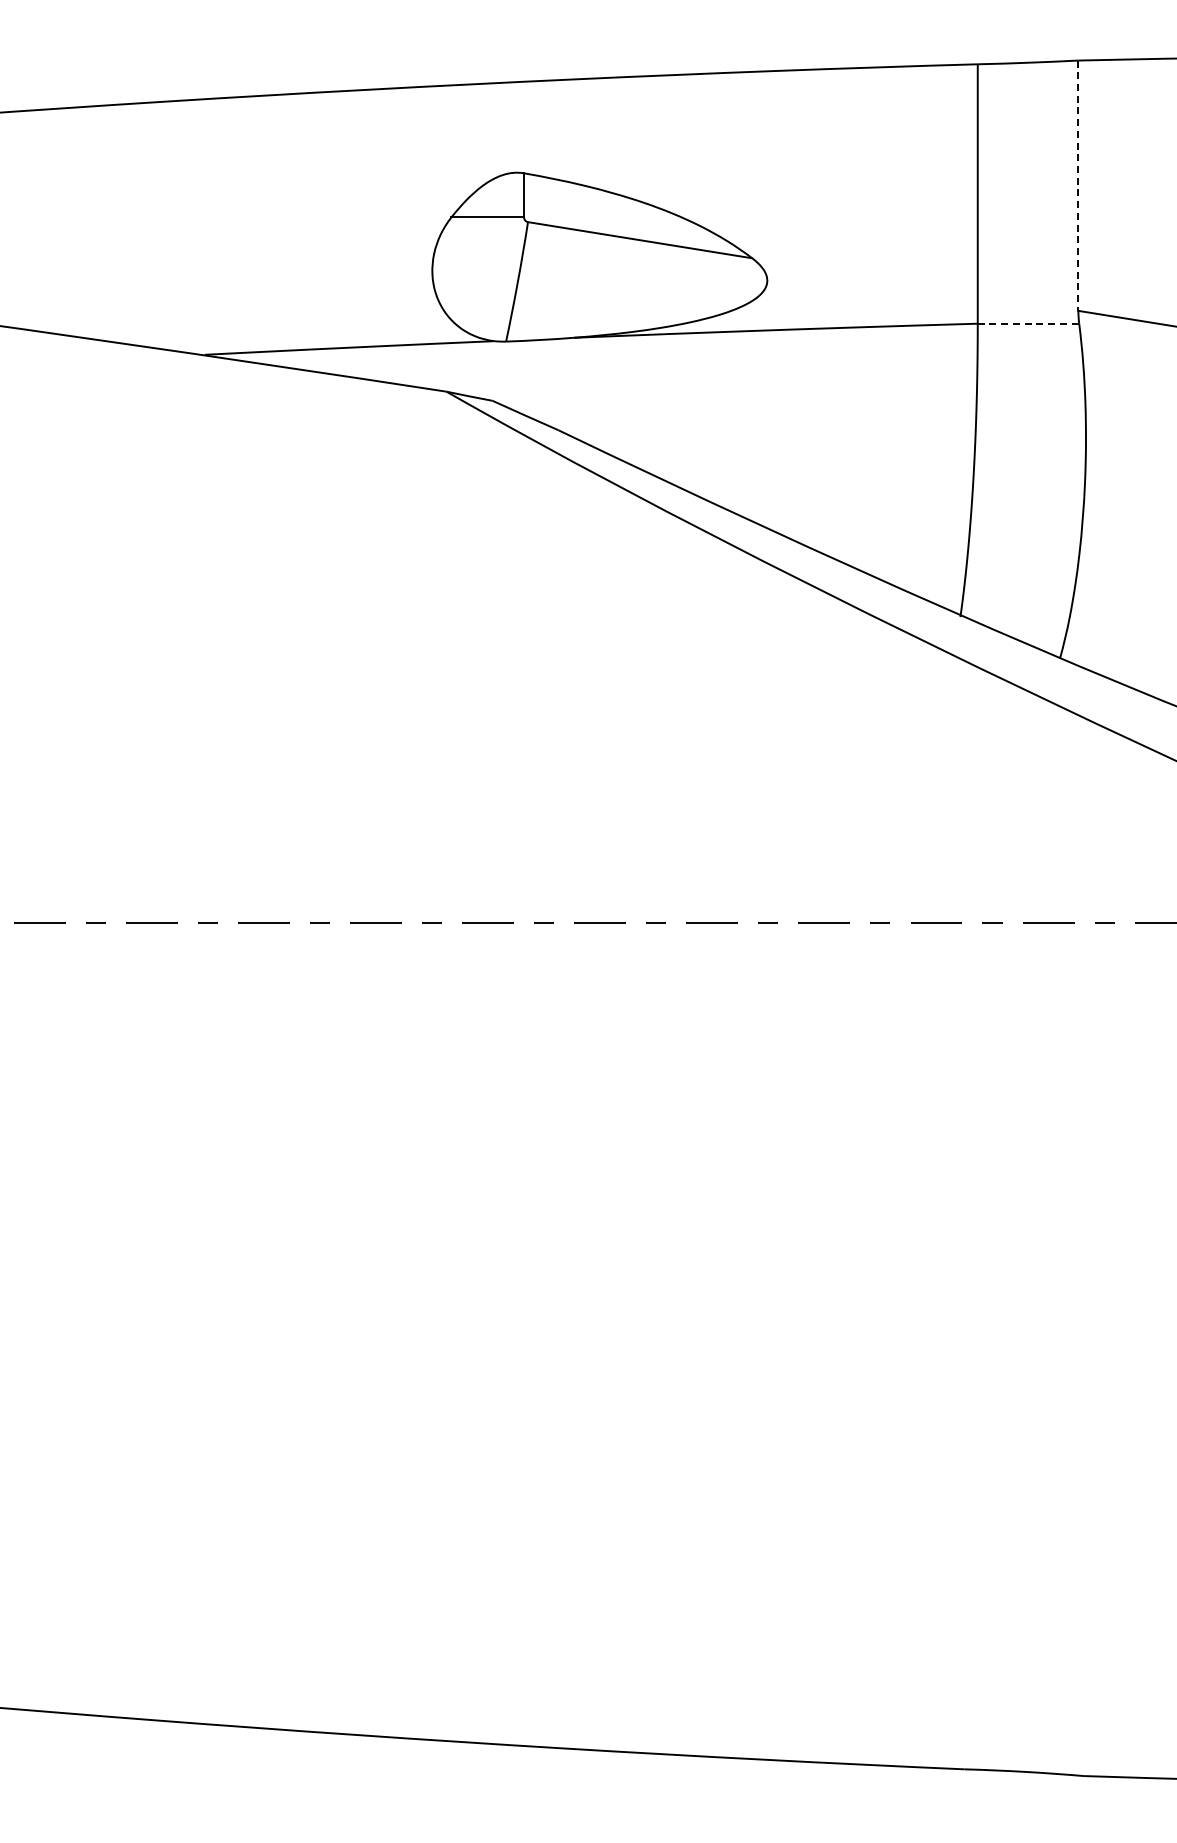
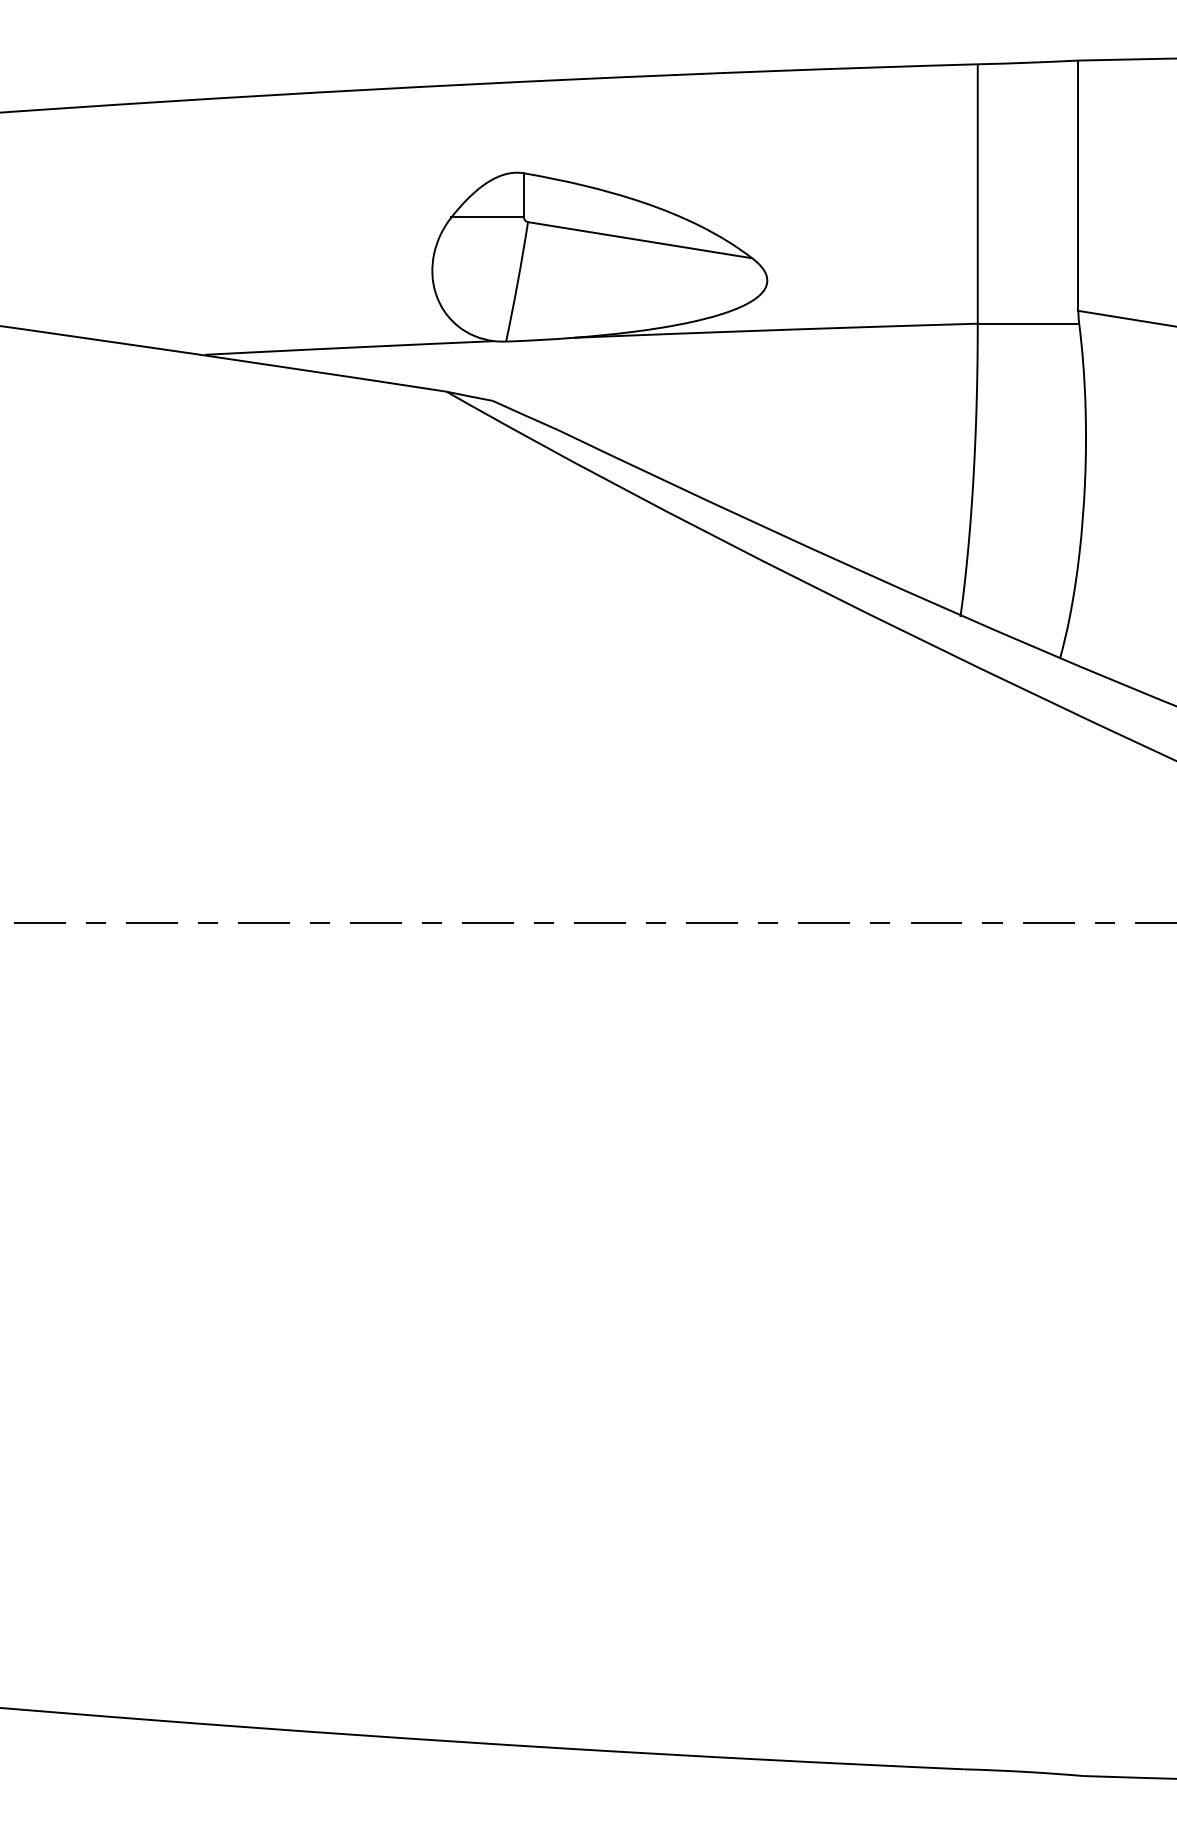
line: dashed -> solid (1078, 186)
line: dashed -> solid (1028, 323)
